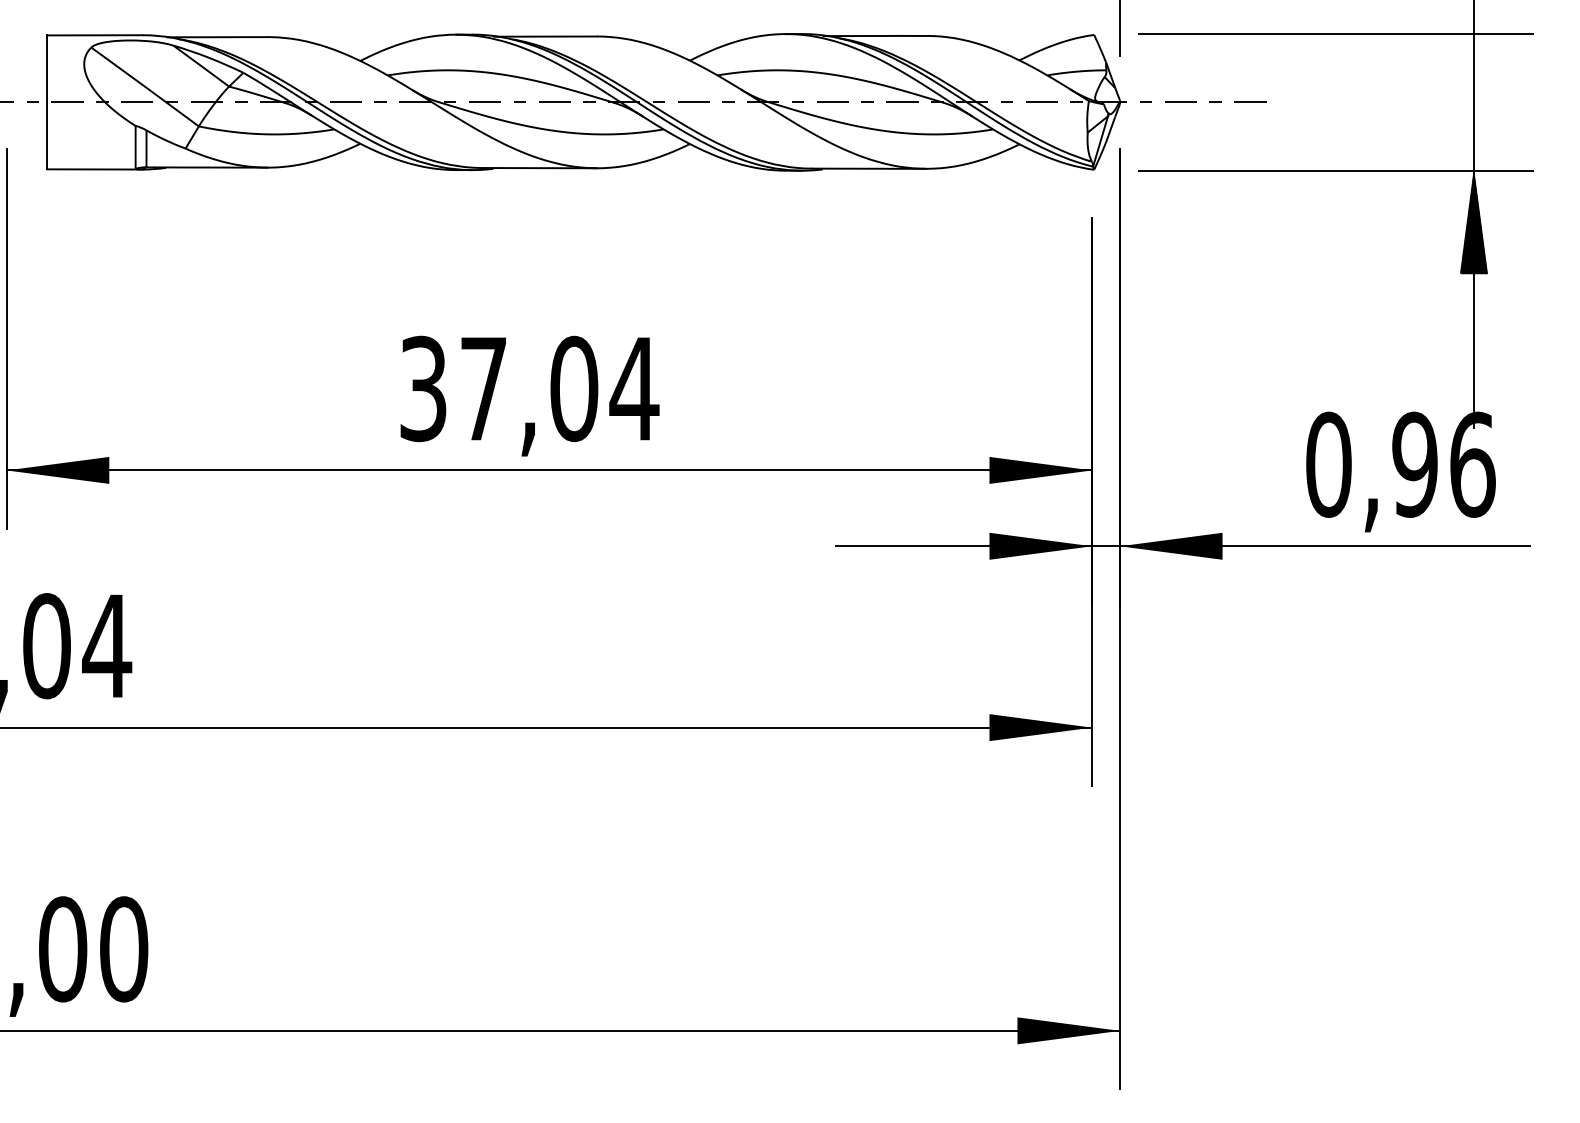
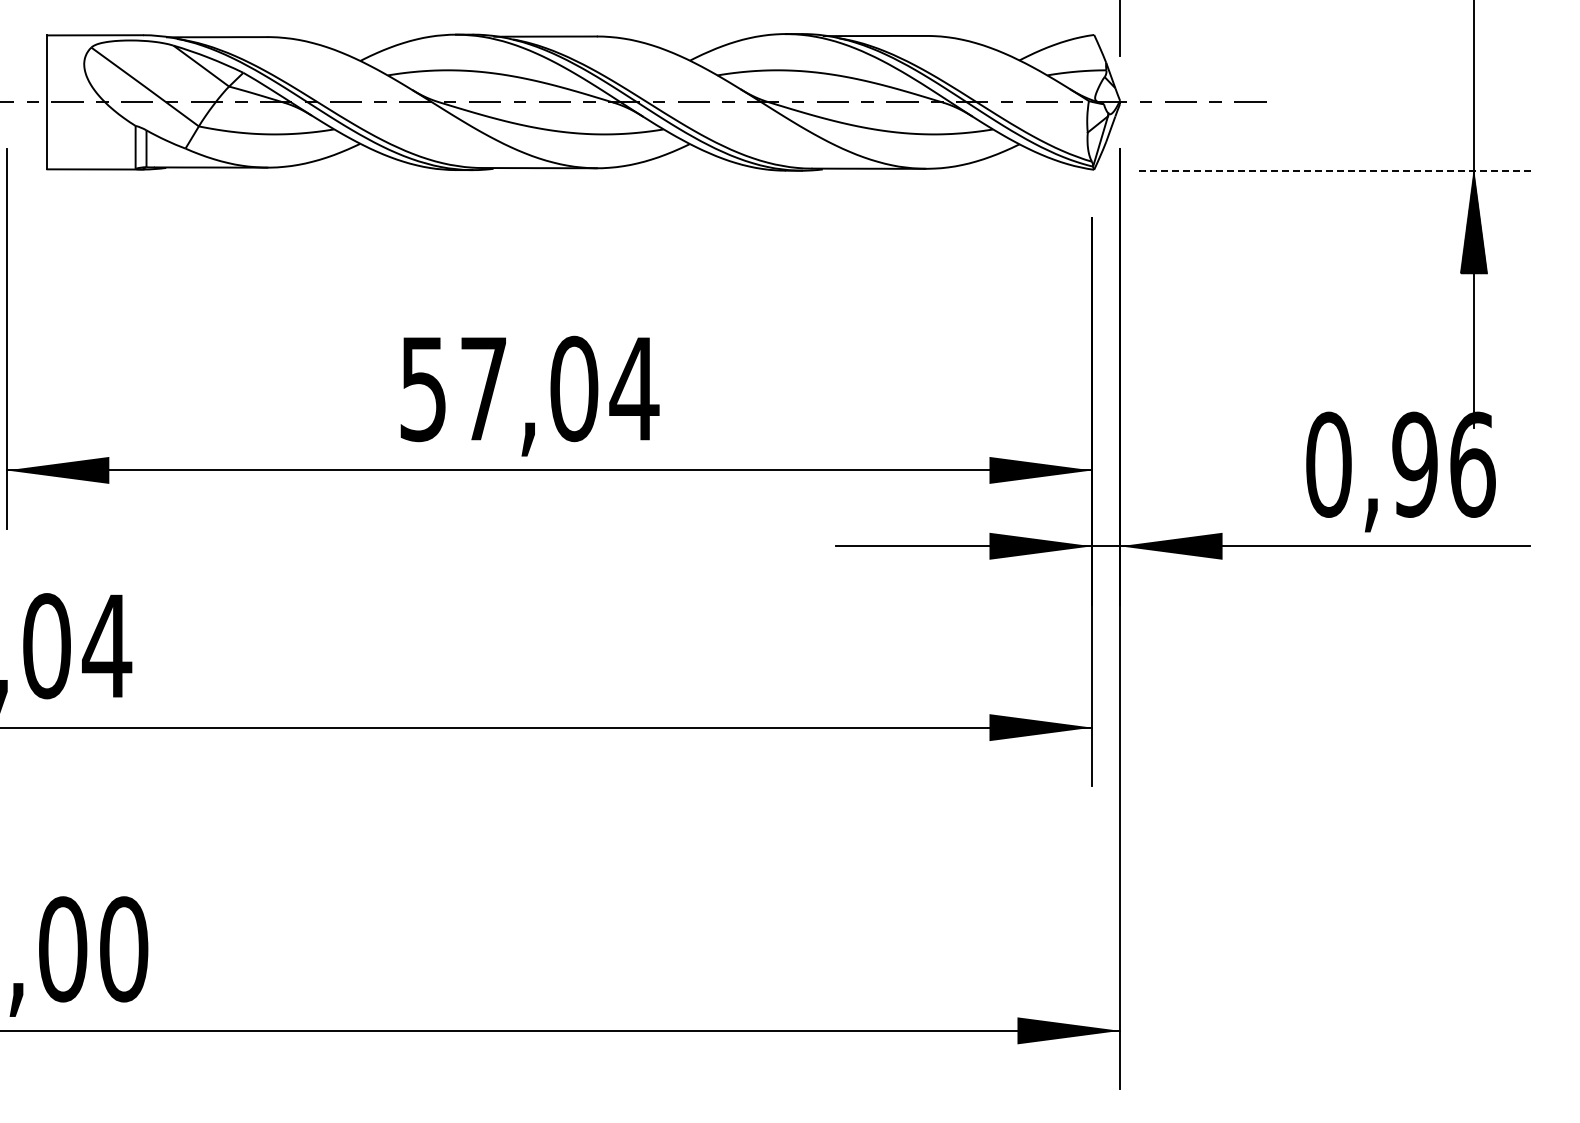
line: present -> none (1335, 33)
line: solid -> dashed (1336, 171)
text: 37,04 -> 57,04 (423, 388)
